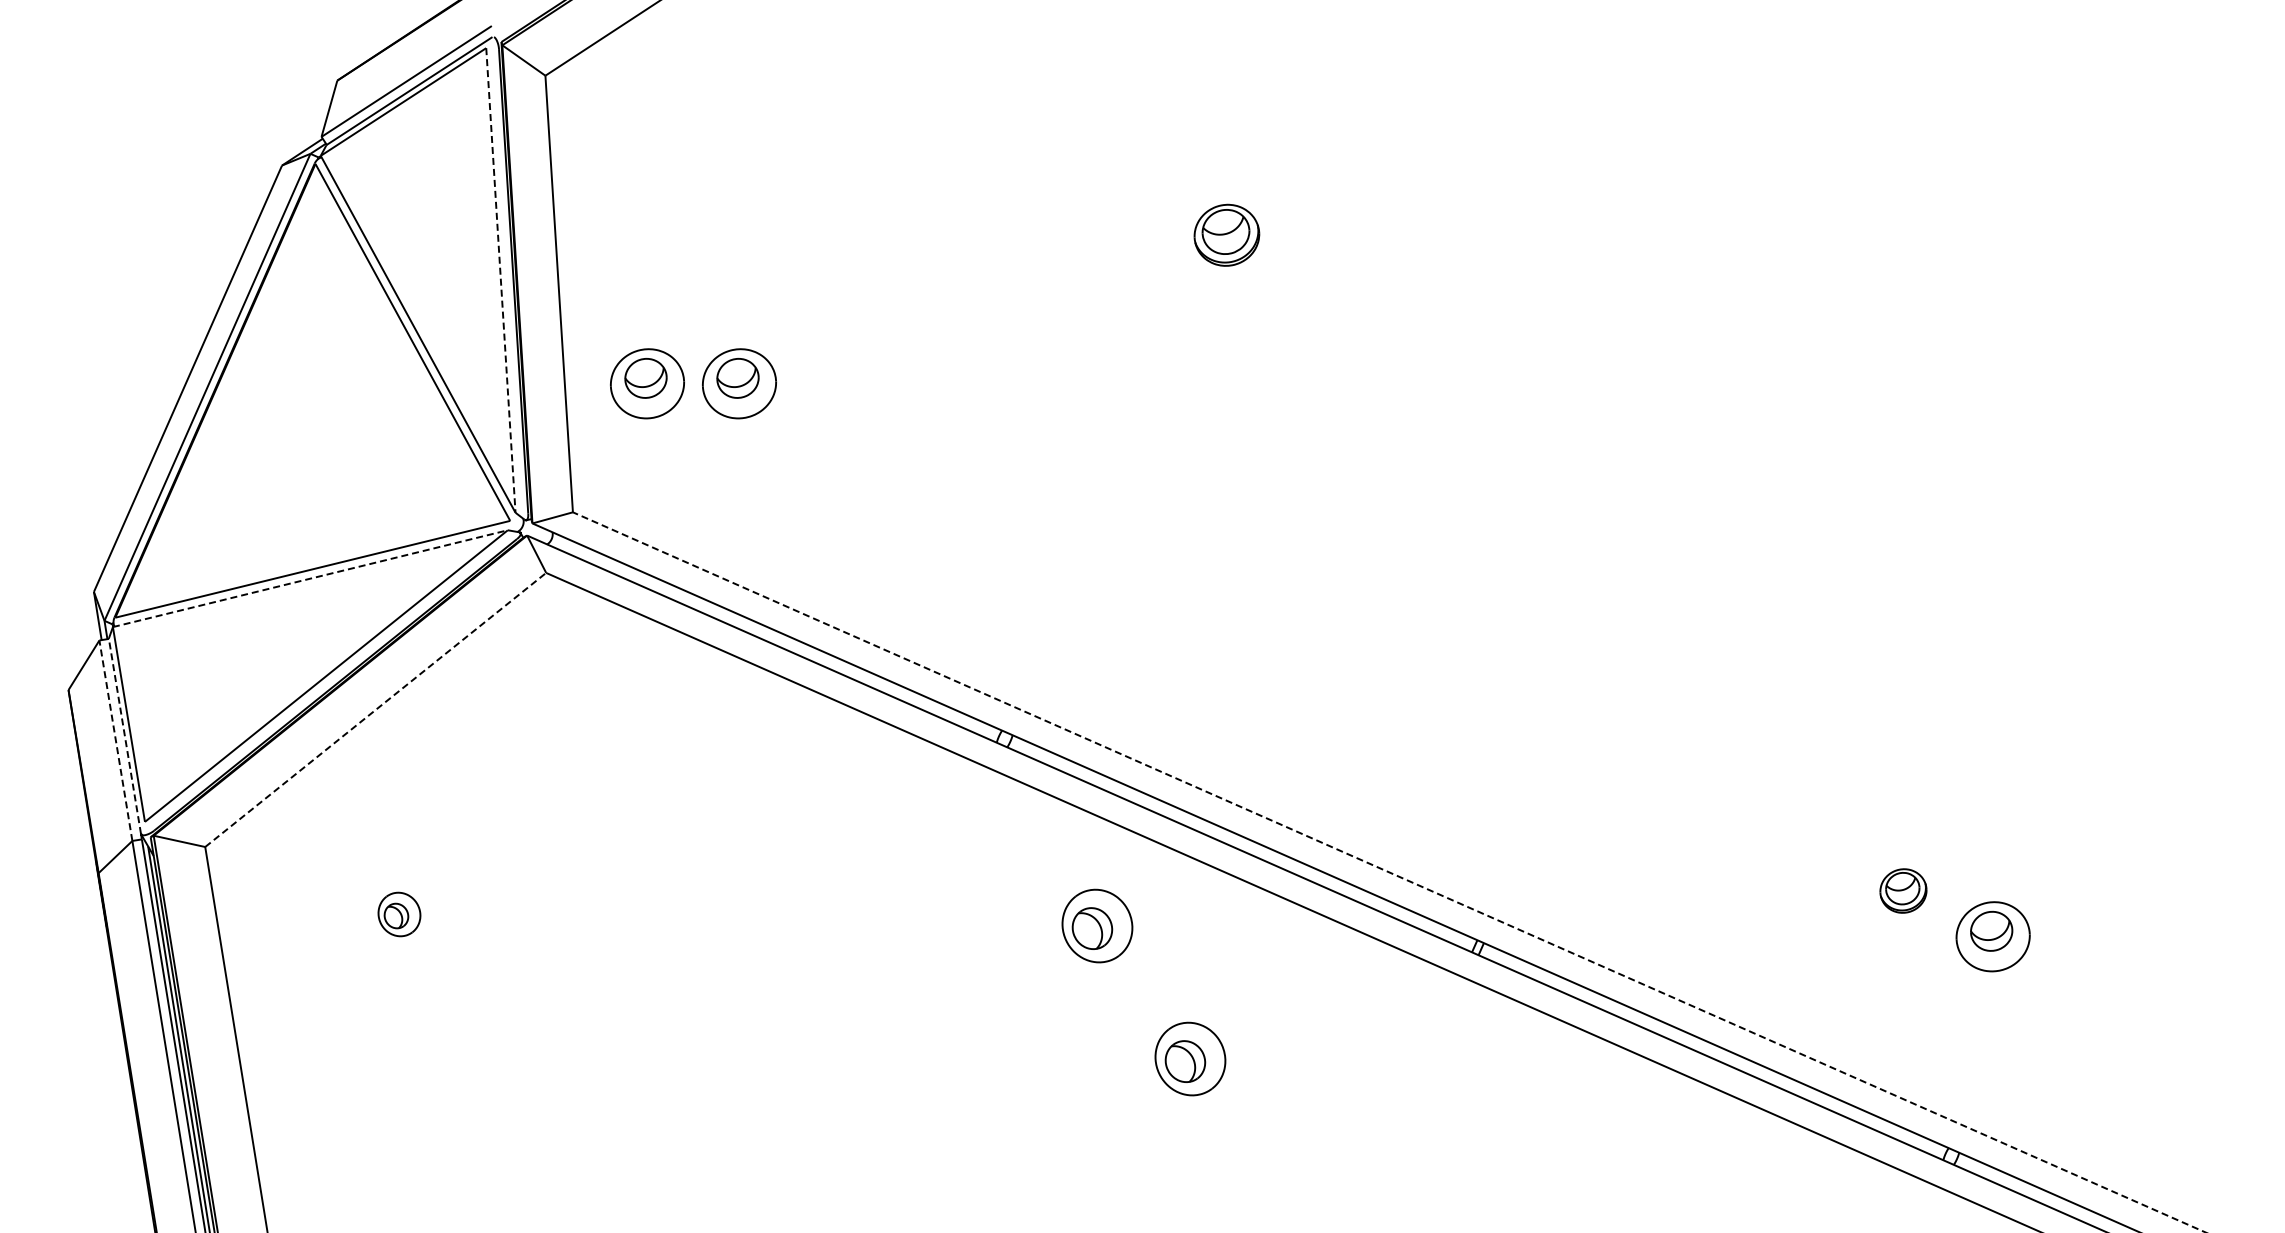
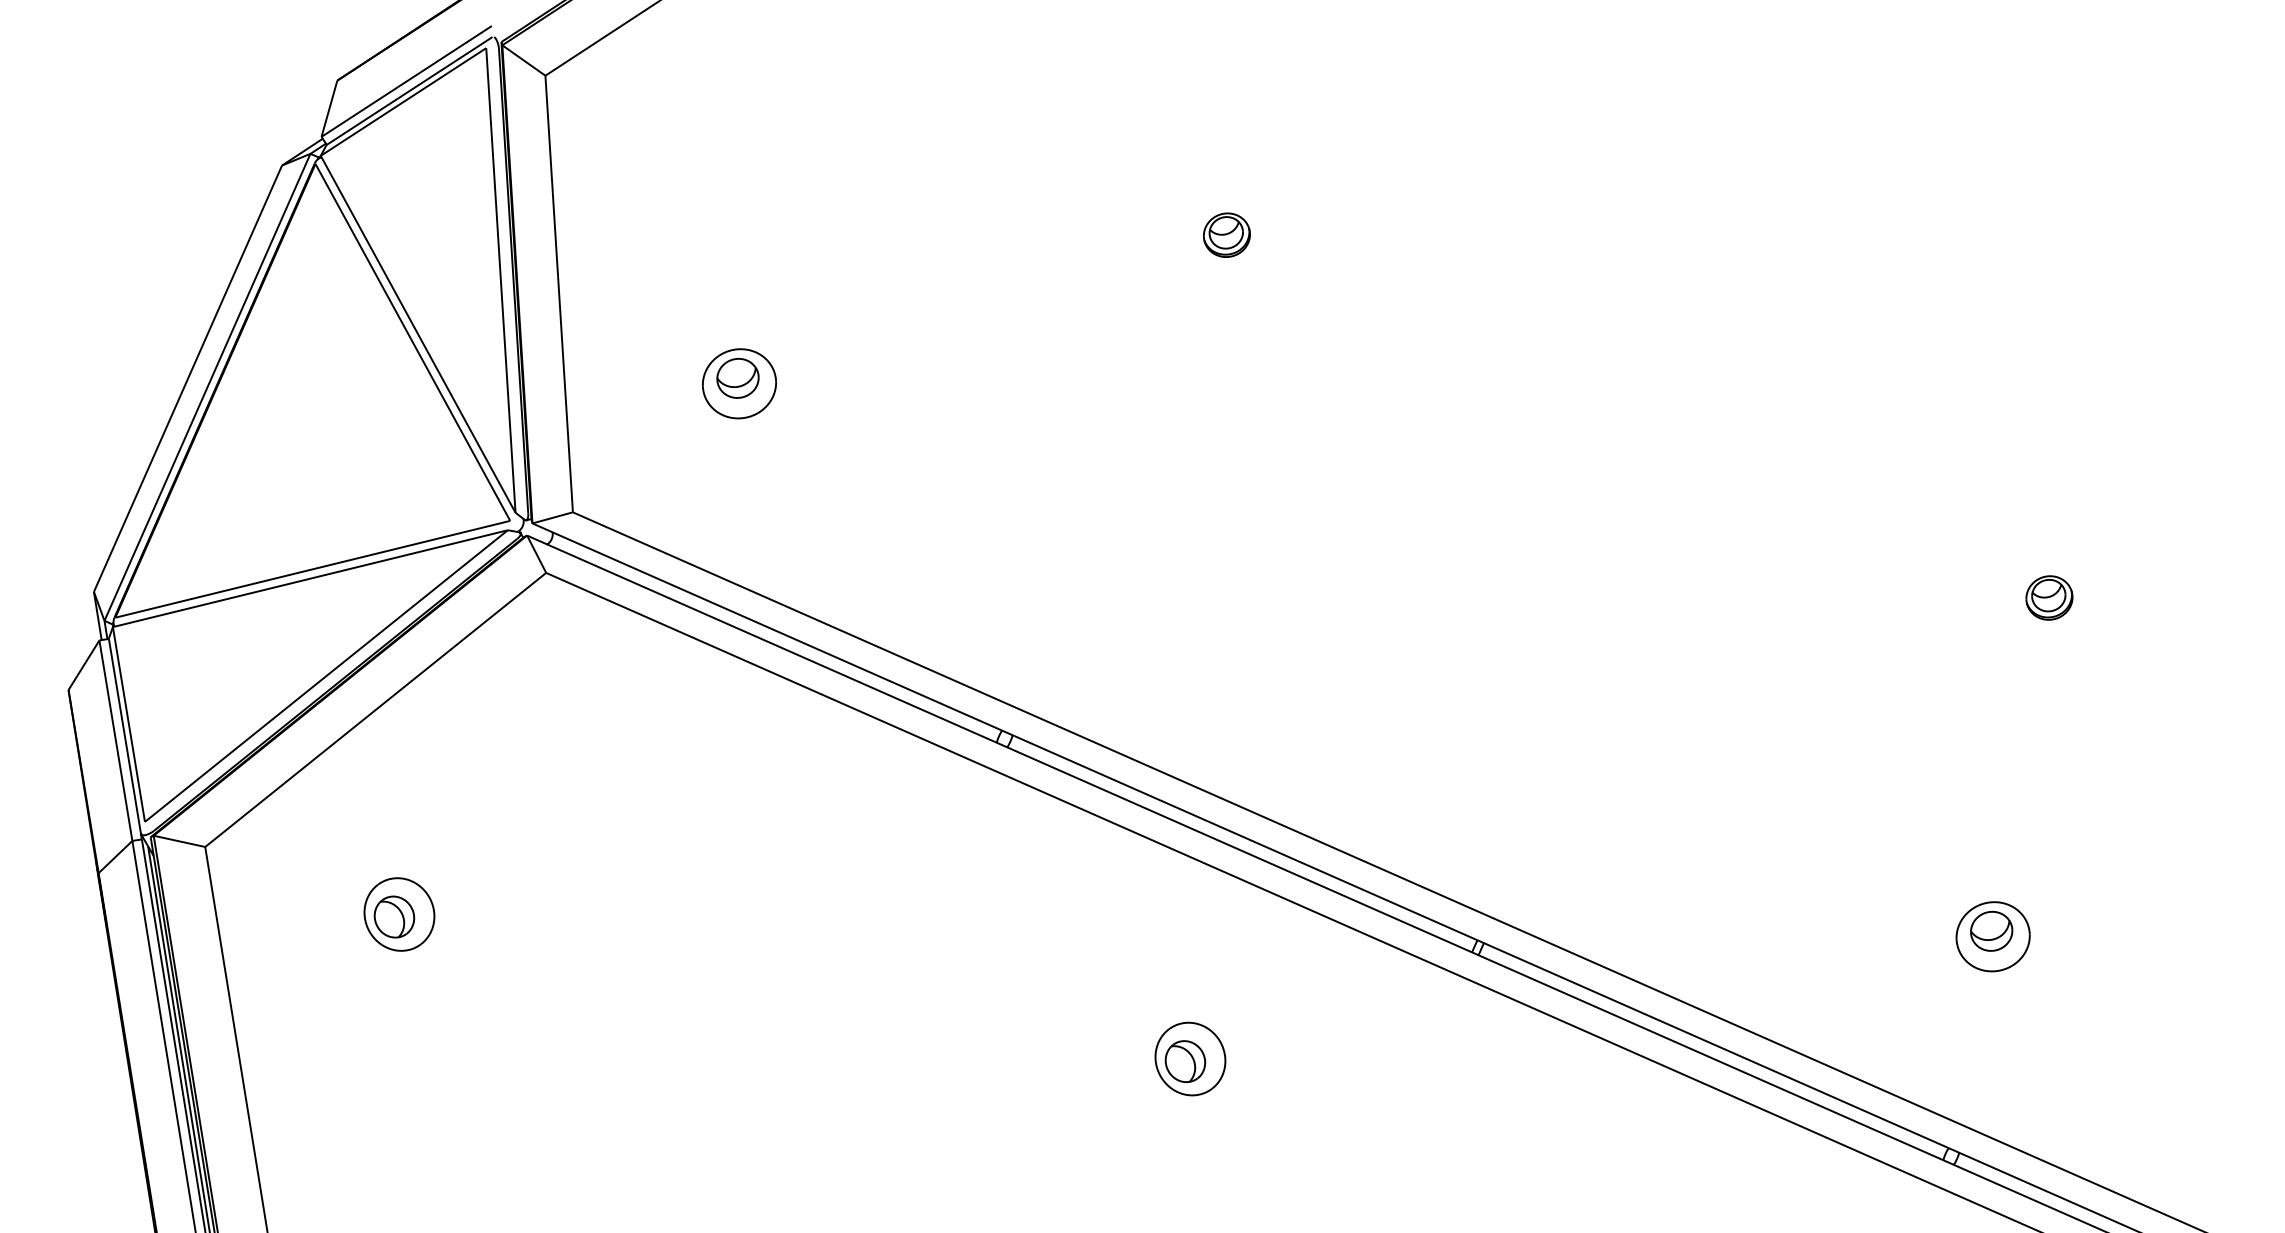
part size: 68x64 px -> 48x46 px (1226, 234)
line: dashed -> solid (500, 280)
part: present -> none (647, 383)
line: dashed -> solid (310, 578)
line: dashed -> solid (375, 709)
line: dashed -> solid (124, 736)
line: dashed -> solid (115, 740)
line: dashed -> solid (1389, 872)
part position: (1903, 890) -> (2049, 597) (2049, 597)
part size: 45x47 px -> 73x75 px (399, 914)
part: present -> none (1097, 925)
